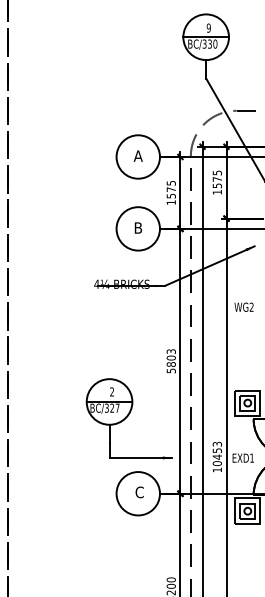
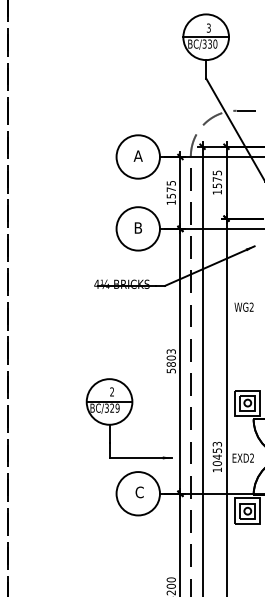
text: 9 -> 3 (208, 27)
text: BC/327 -> BC/329 (117, 407)
text: EXD1 -> EXD2 (251, 457)
